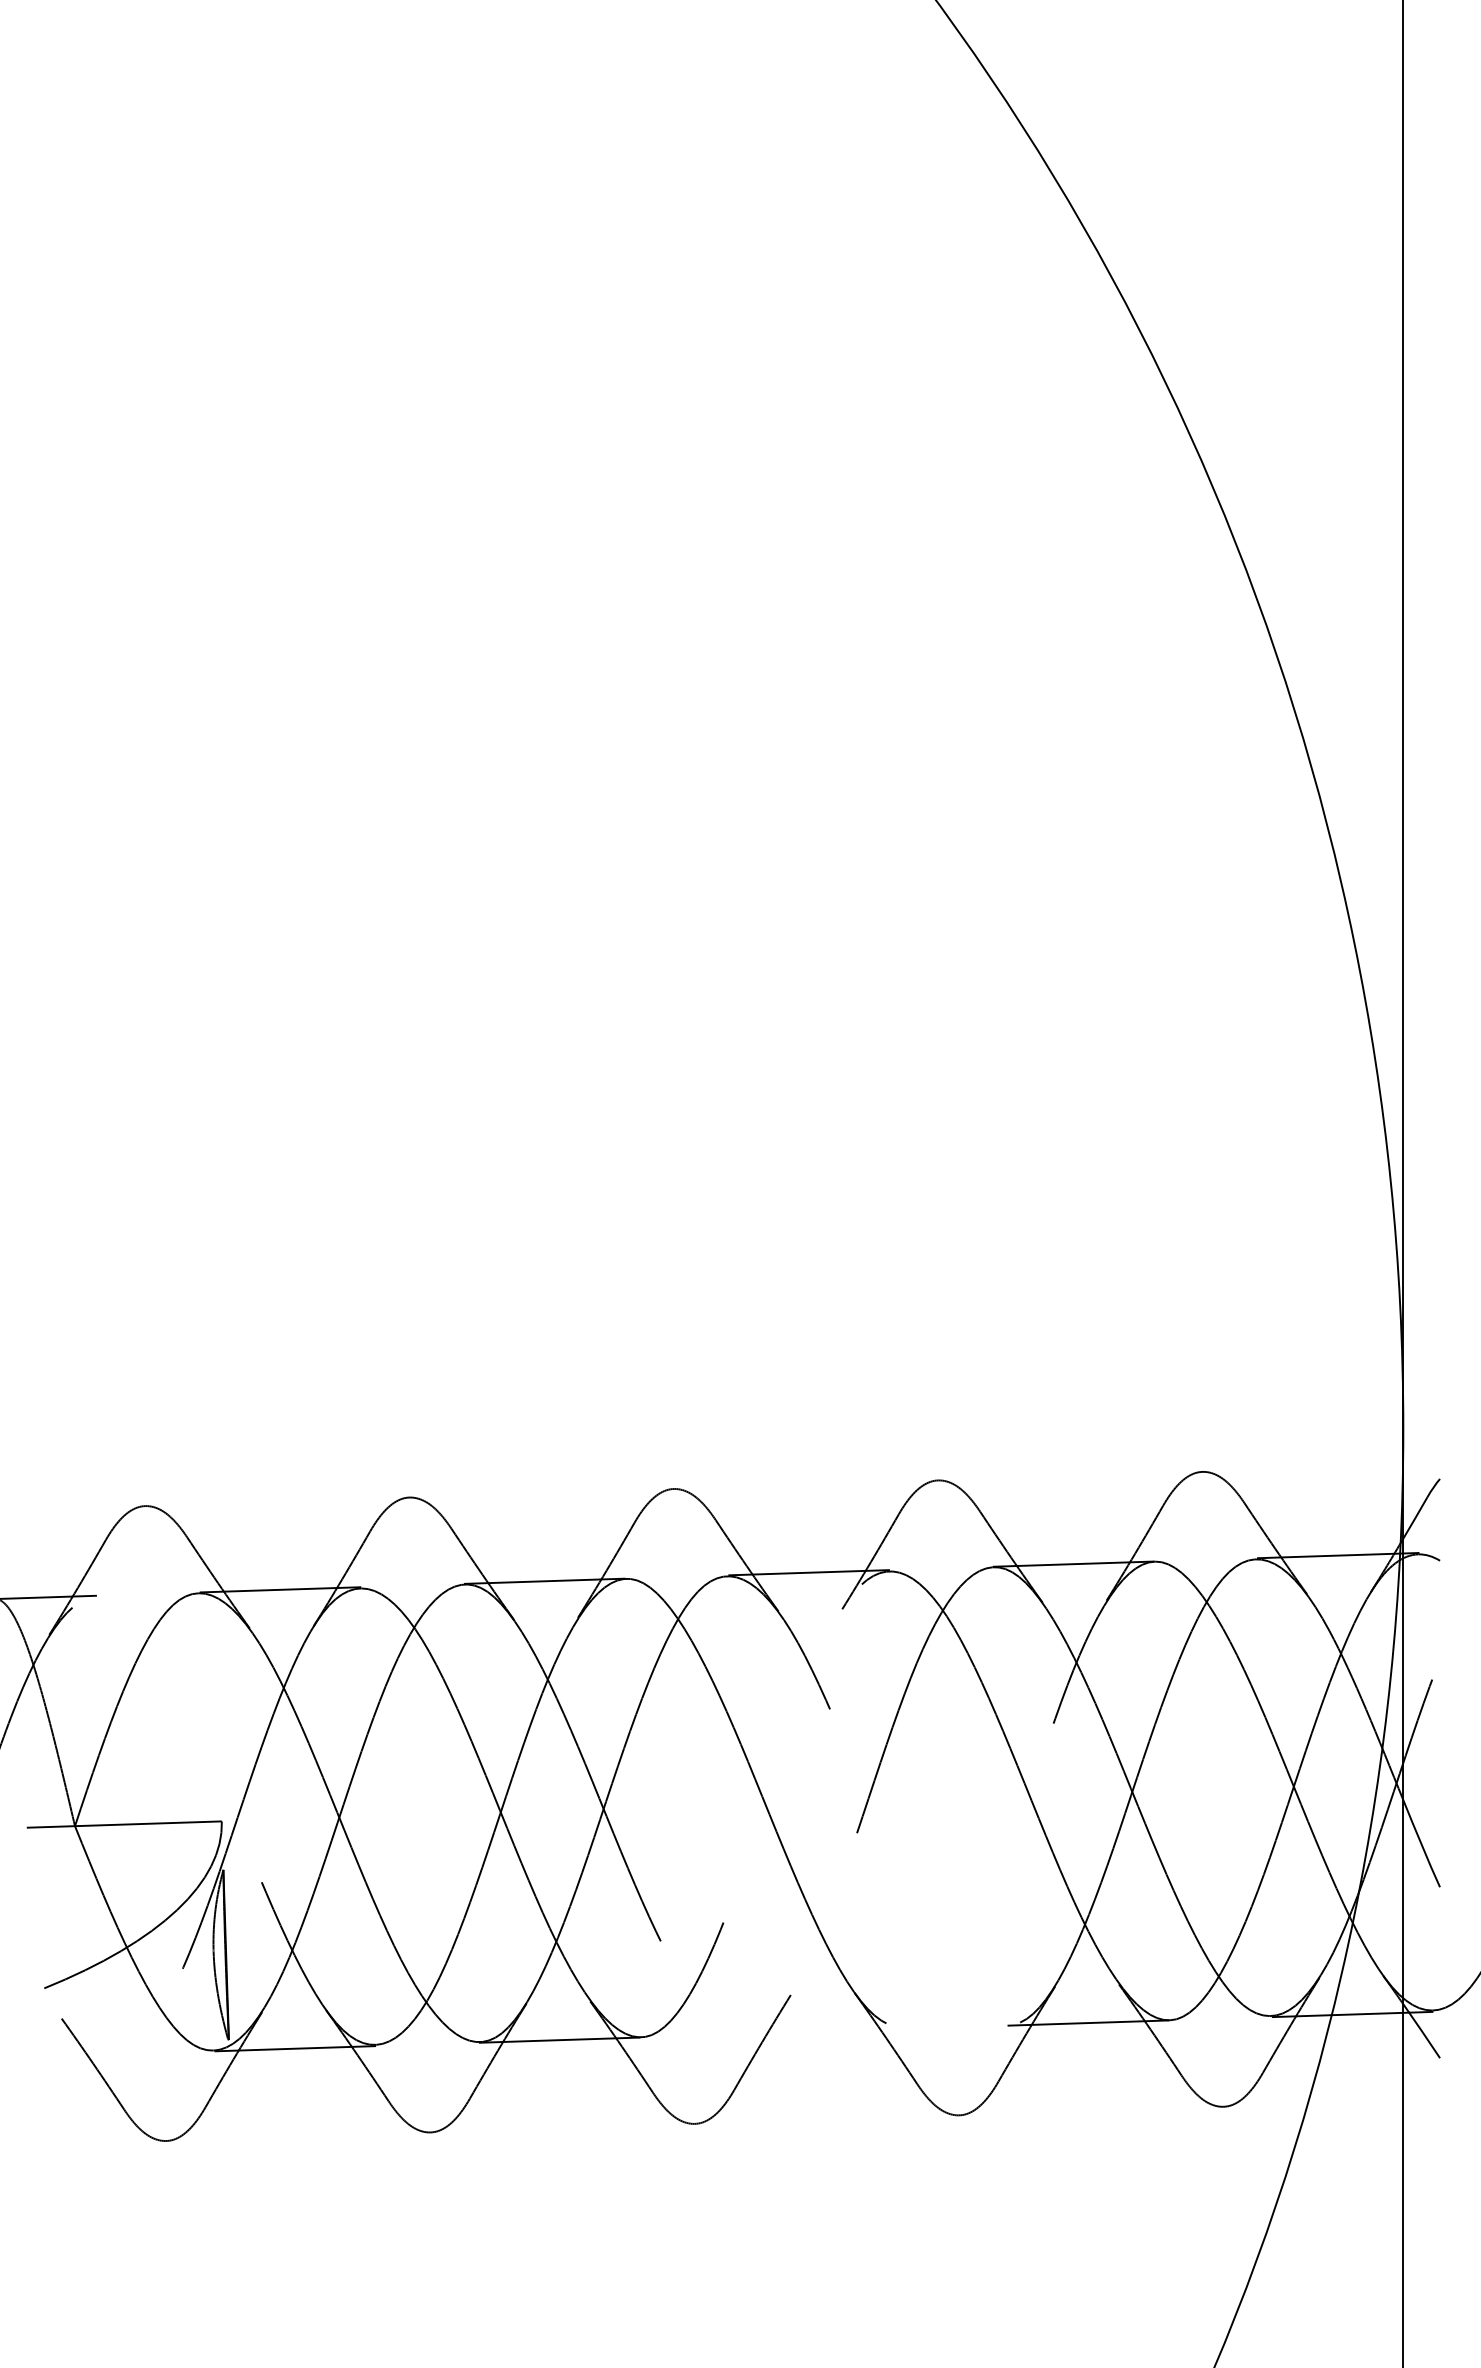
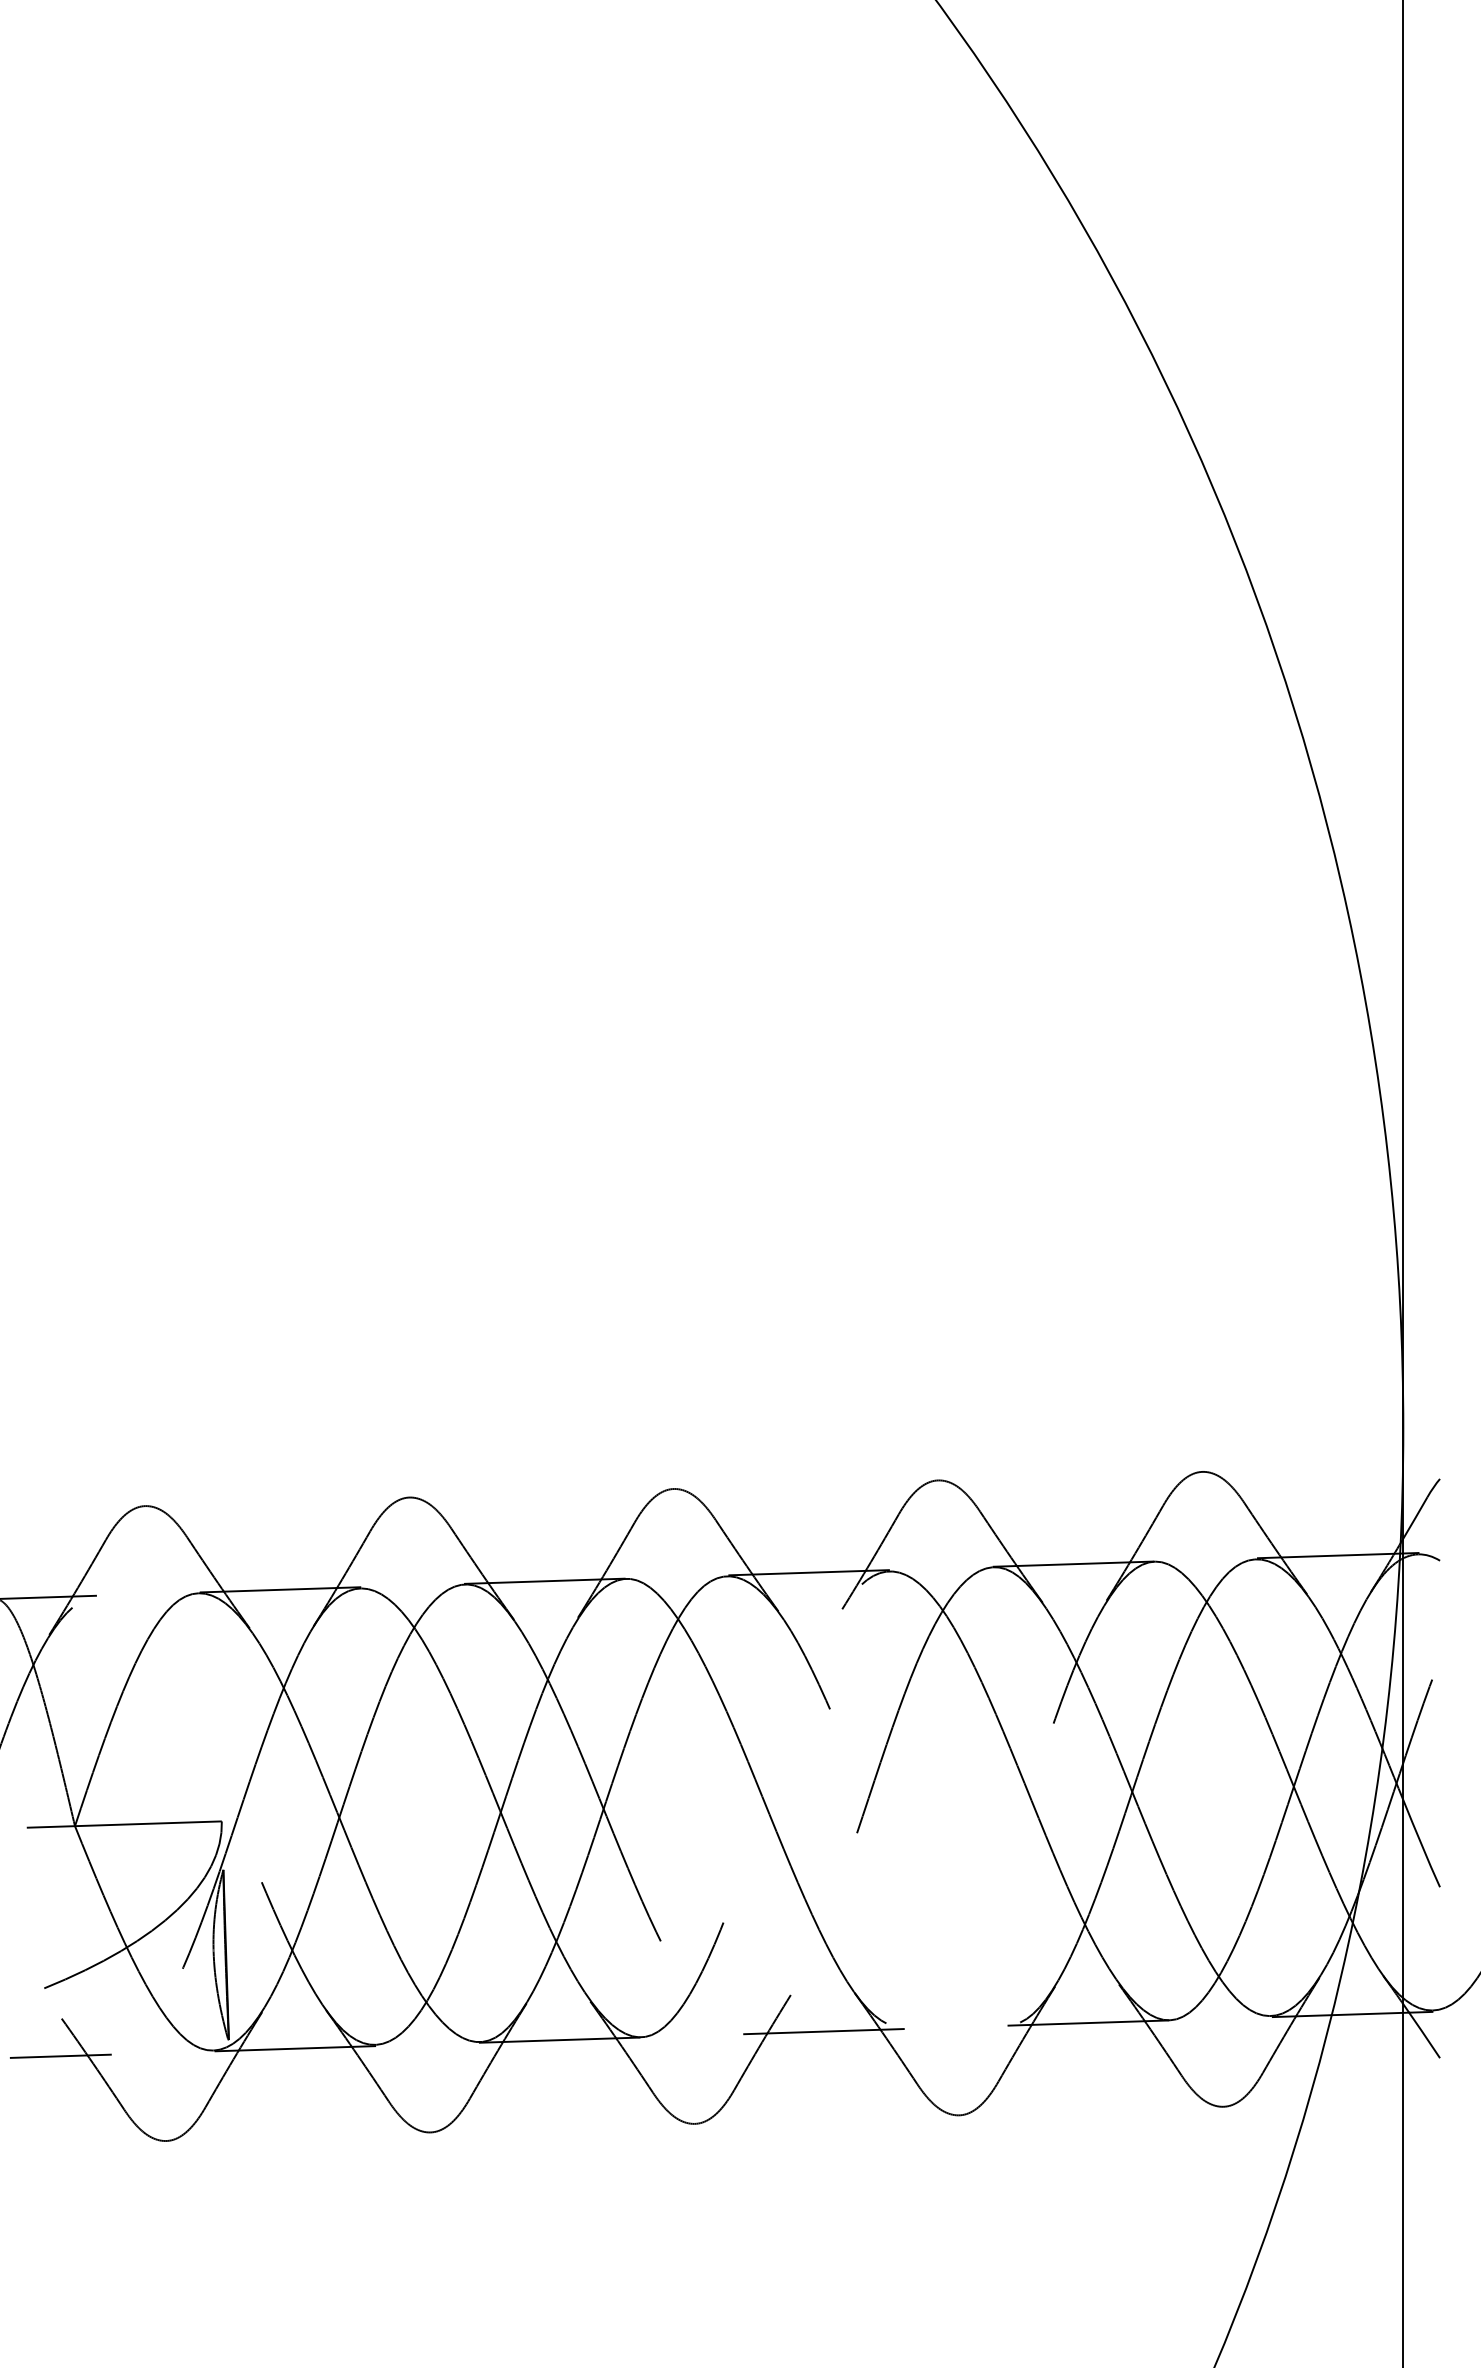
line: none -> present (823, 2031)
line: none -> present (60, 2055)
